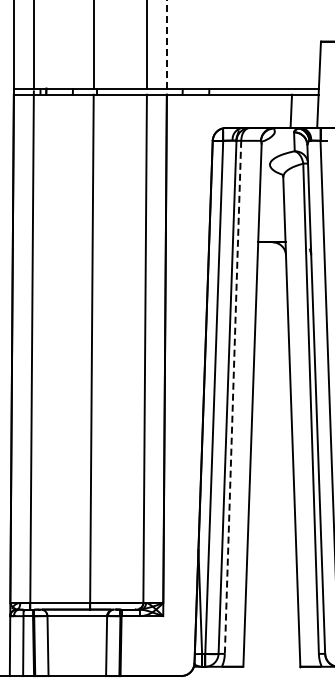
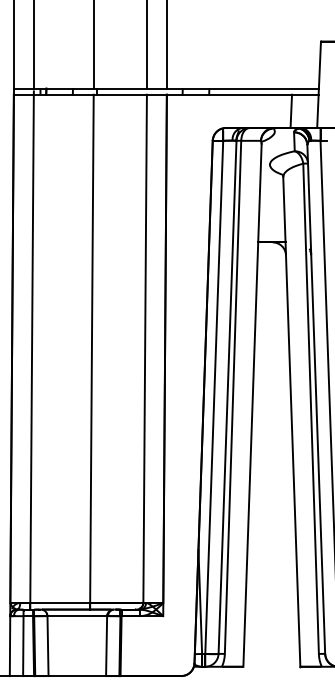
line: dashed -> solid (167, 44)
line: dashed -> solid (233, 397)
